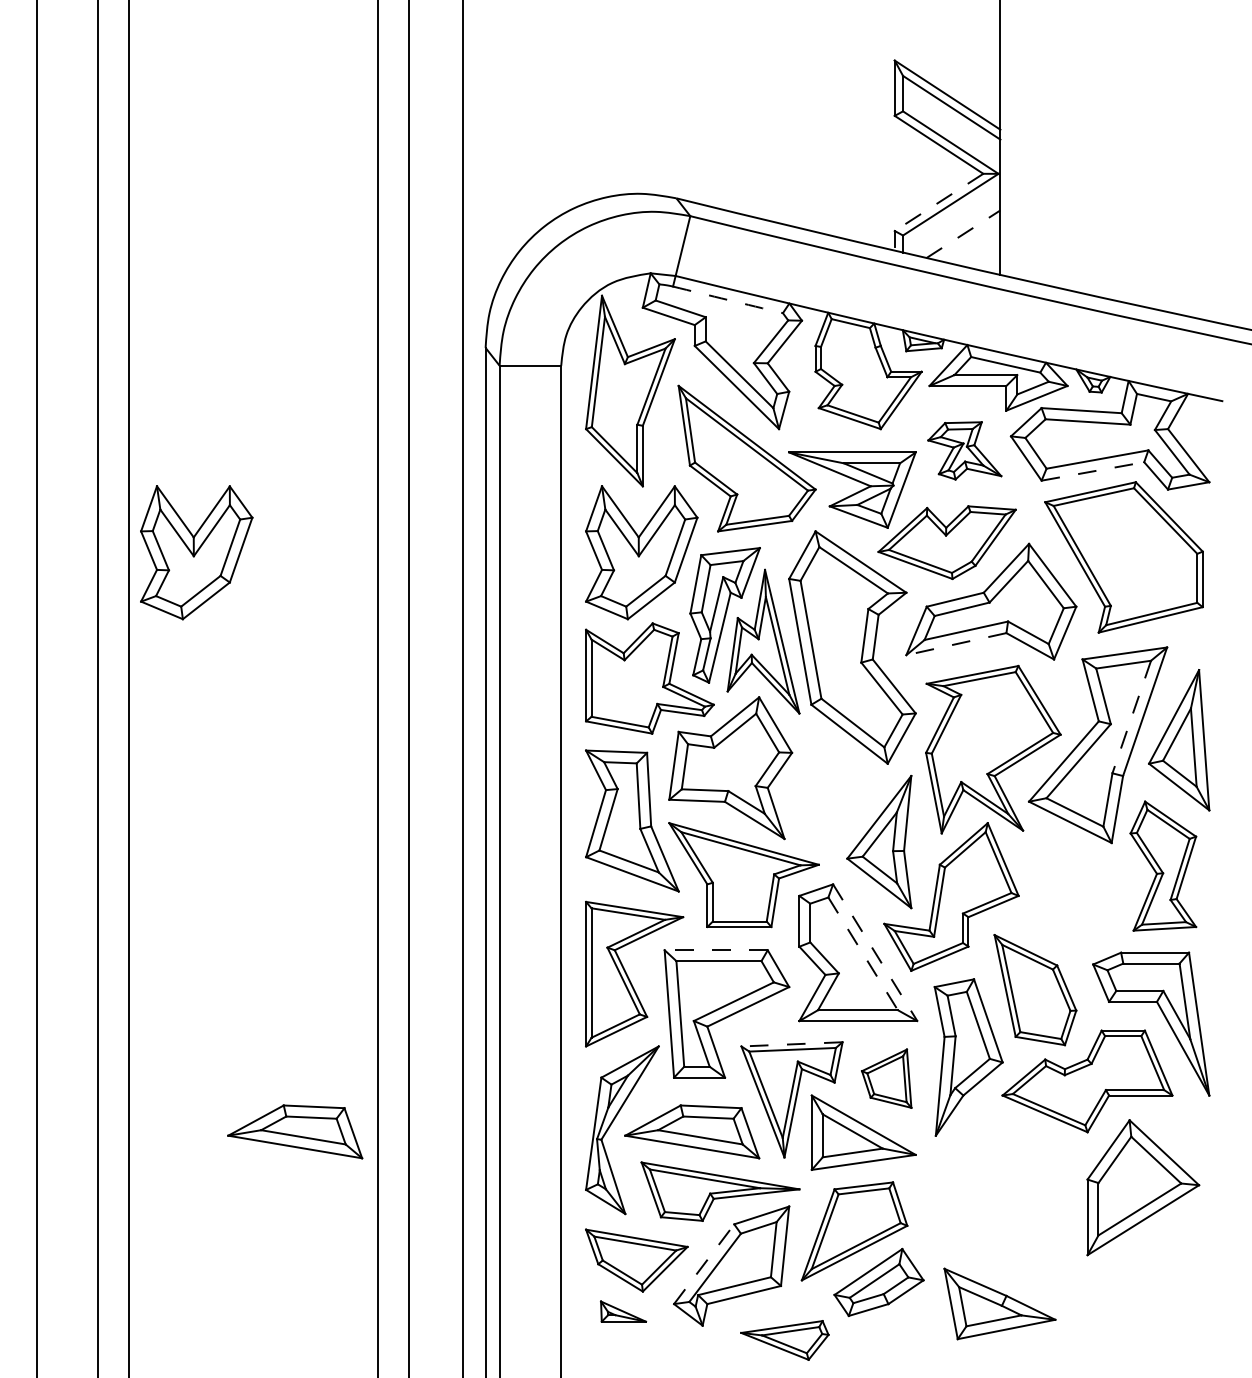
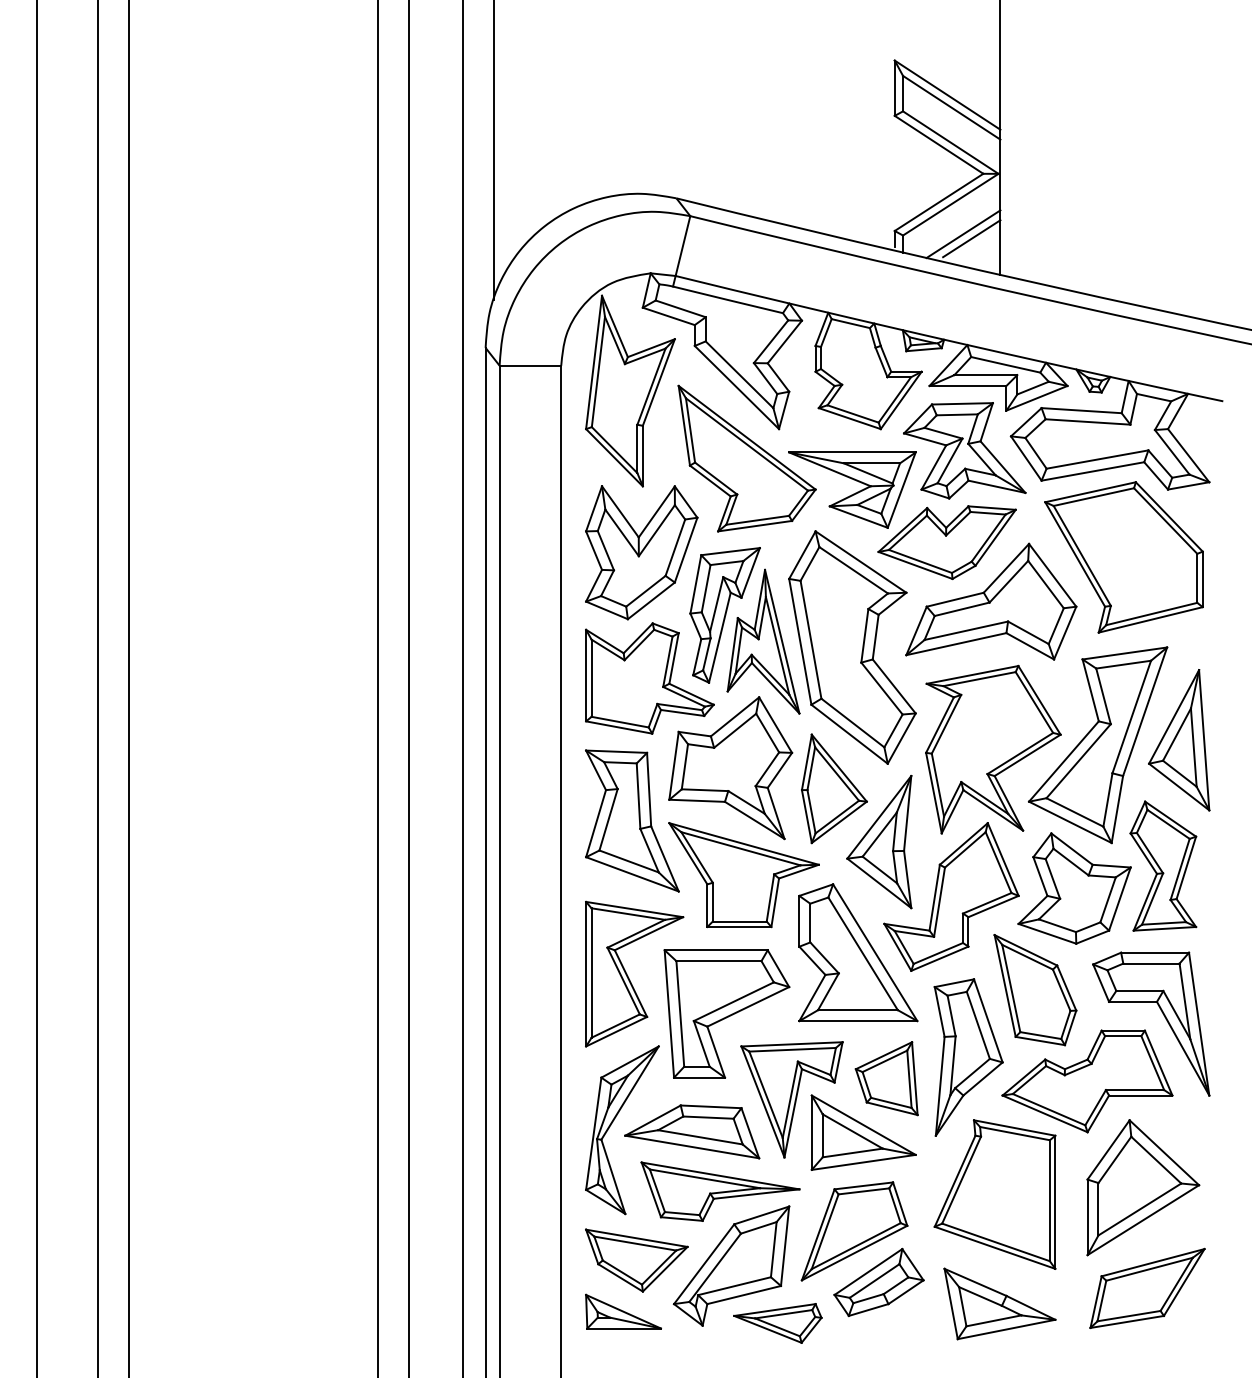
line: none -> present (494, 150)
line: dashed -> solid (939, 202)
line: dashed -> solid (963, 234)
line: none -> present (971, 238)
arc: dashed -> solid (727, 299)
part size: 76x60 px -> 124x98 px (964, 450)
line: dashed -> solid (1093, 471)
part: present -> none (196, 552)
line: dashed -> solid (955, 644)
line: dashed -> solid (1131, 717)
part: none -> present (834, 788)
part: none -> present (1074, 888)
line: dashed -> solid (716, 950)
line: dashed -> solid (875, 953)
line: dashed -> solid (863, 954)
line: dashed -> solid (792, 1044)
part size: 52x61 px -> 65x76 px (886, 1078)
part: present -> none (295, 1131)
part: none -> present (994, 1194)
line: dashed -> solid (704, 1264)
part: none -> present (1147, 1287)
part size: 48x23 px -> 77x37 px (623, 1311)
part position: (784, 1340) -> (777, 1323) (777, 1323)
